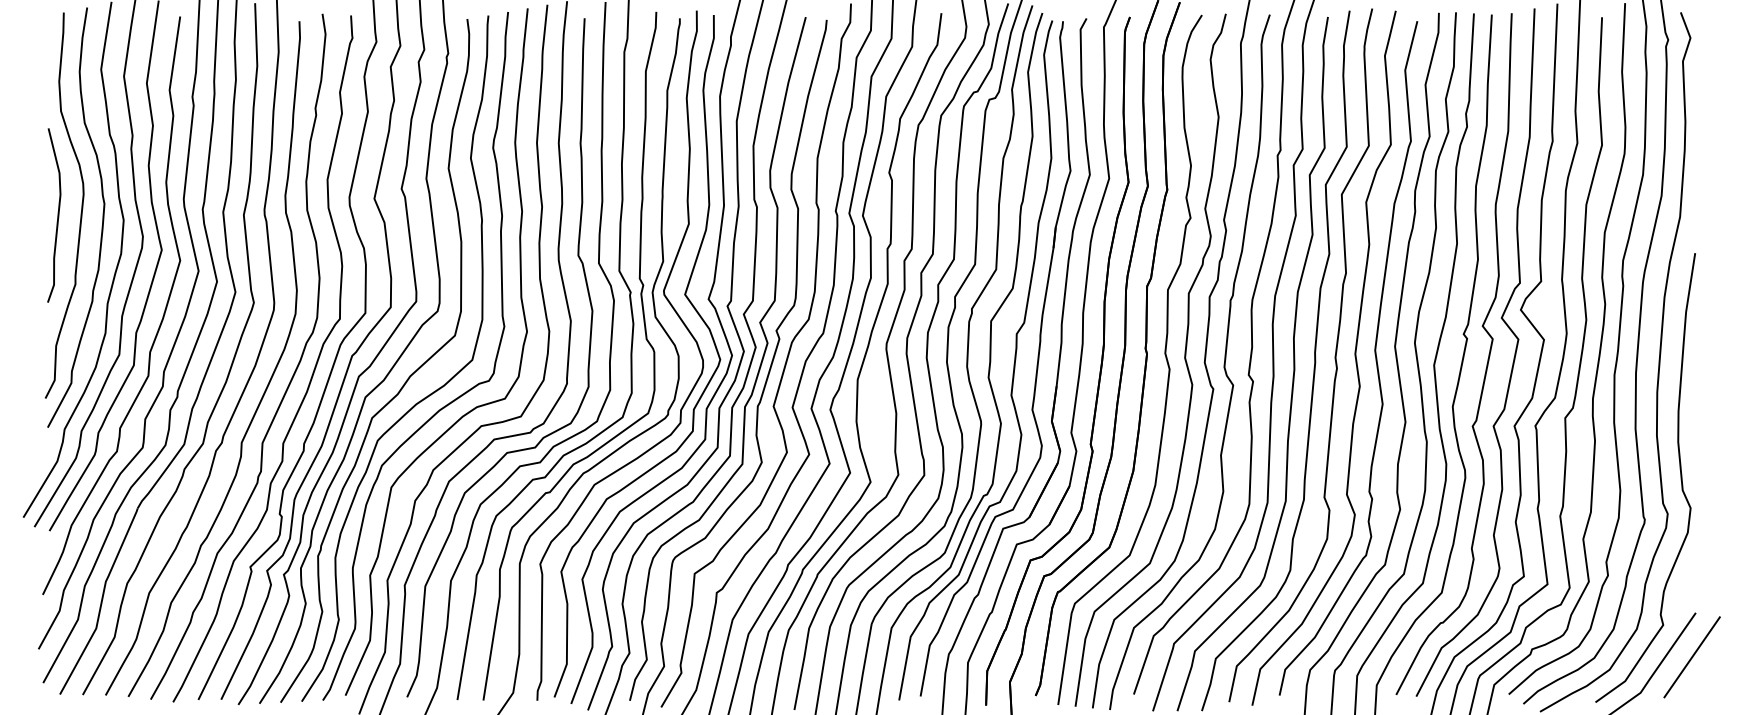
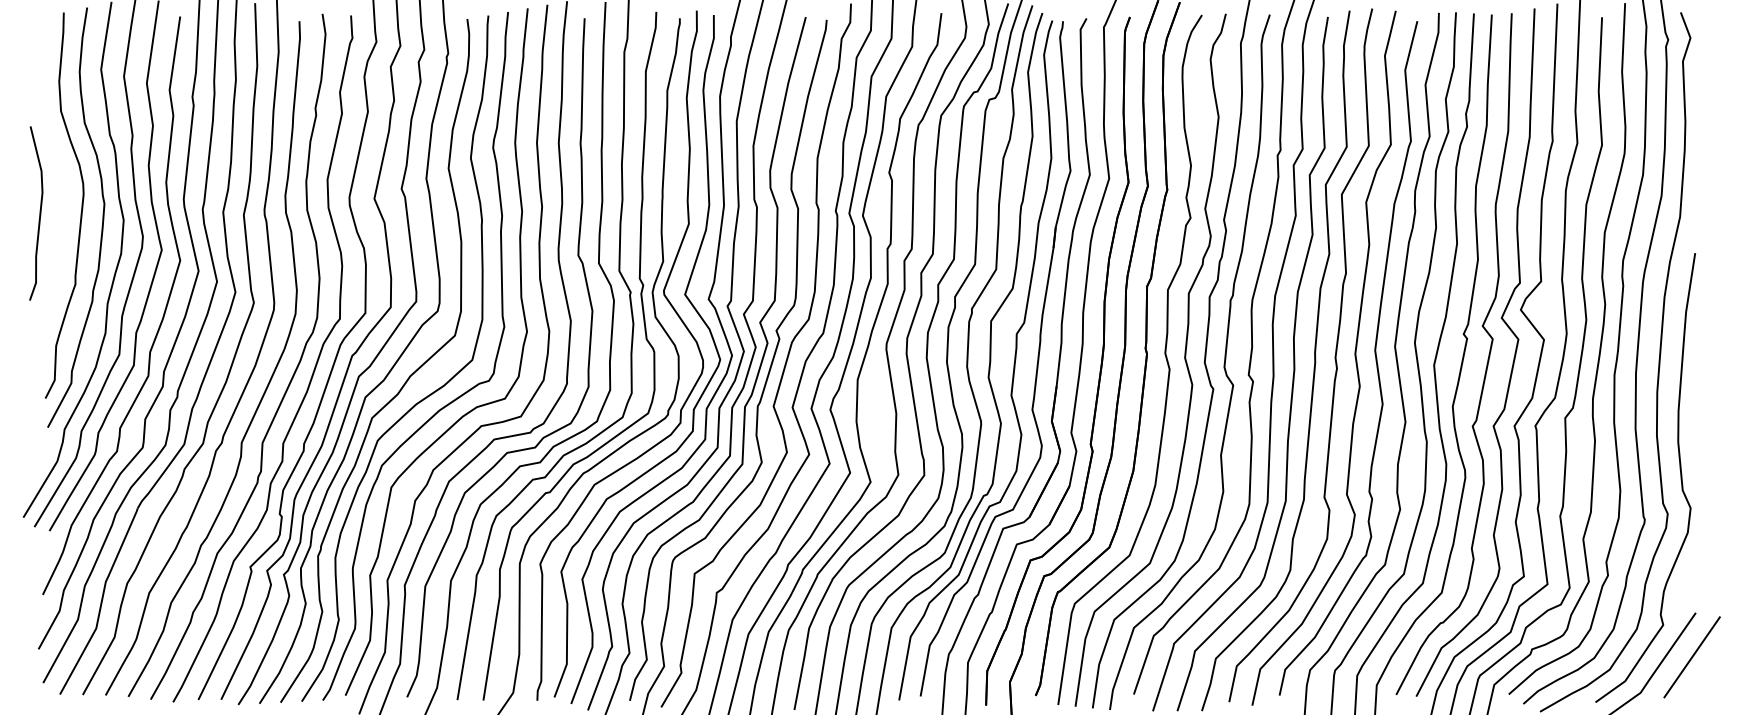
curve position: (57, 215) -> (39, 213) (39, 213)
